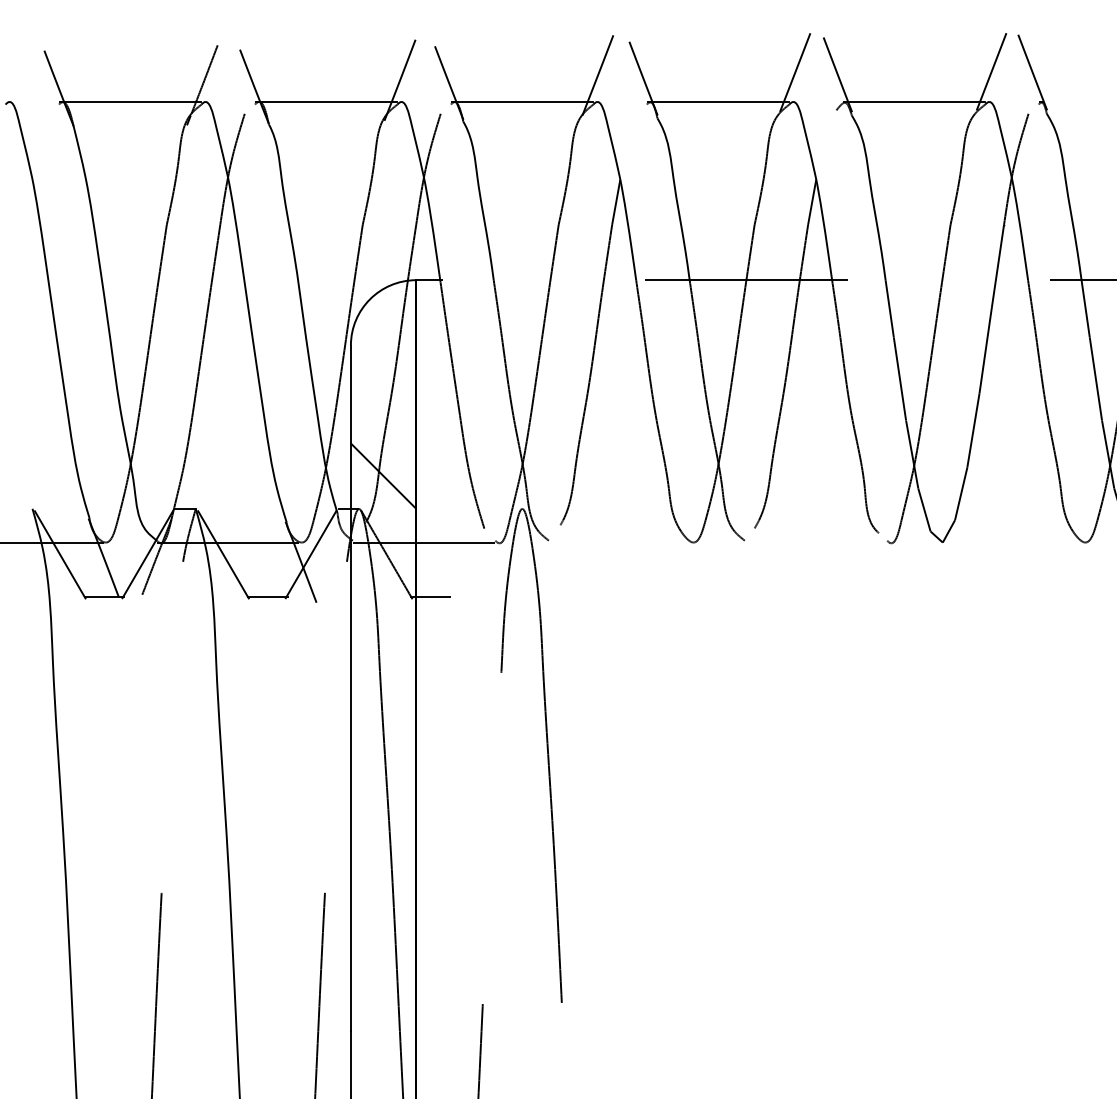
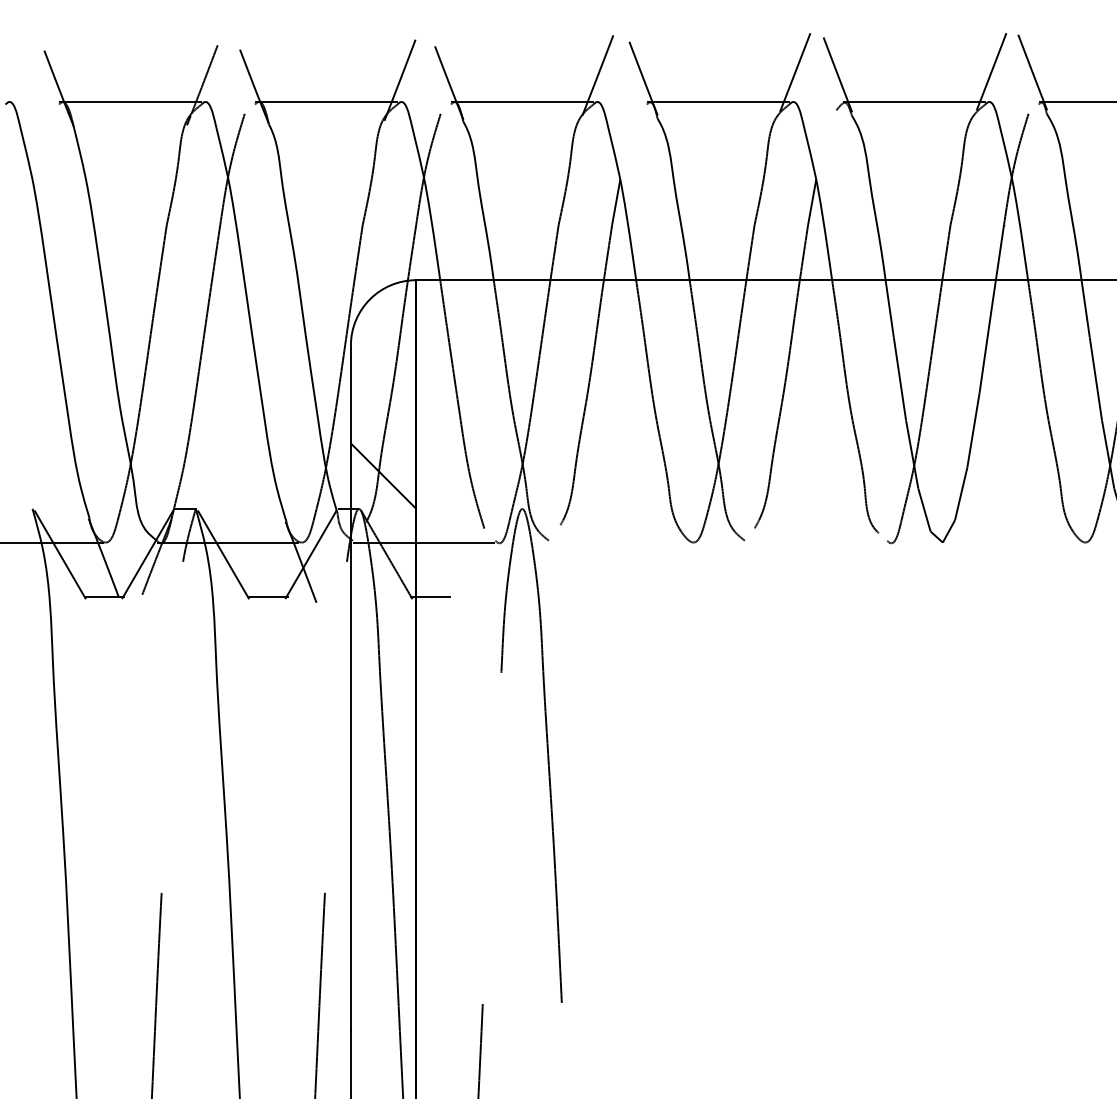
line: none -> present (1078, 102)
line: dashed -> solid (766, 280)
